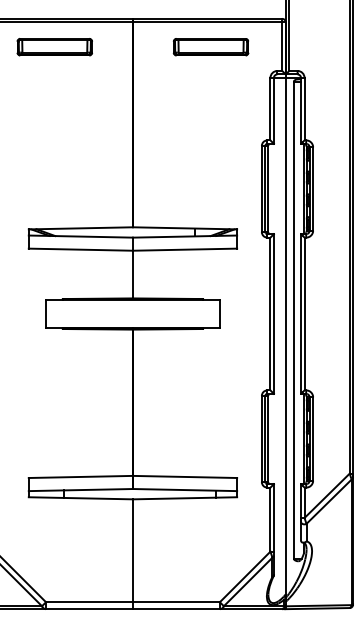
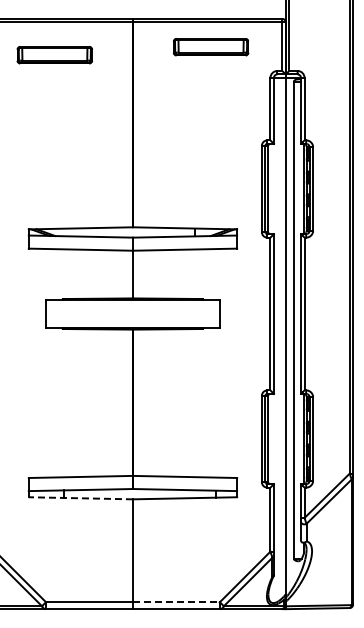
part position: (54, 47) -> (54, 55) (54, 55)
line: solid -> dashed (80, 498)
line: solid -> dashed (176, 602)
